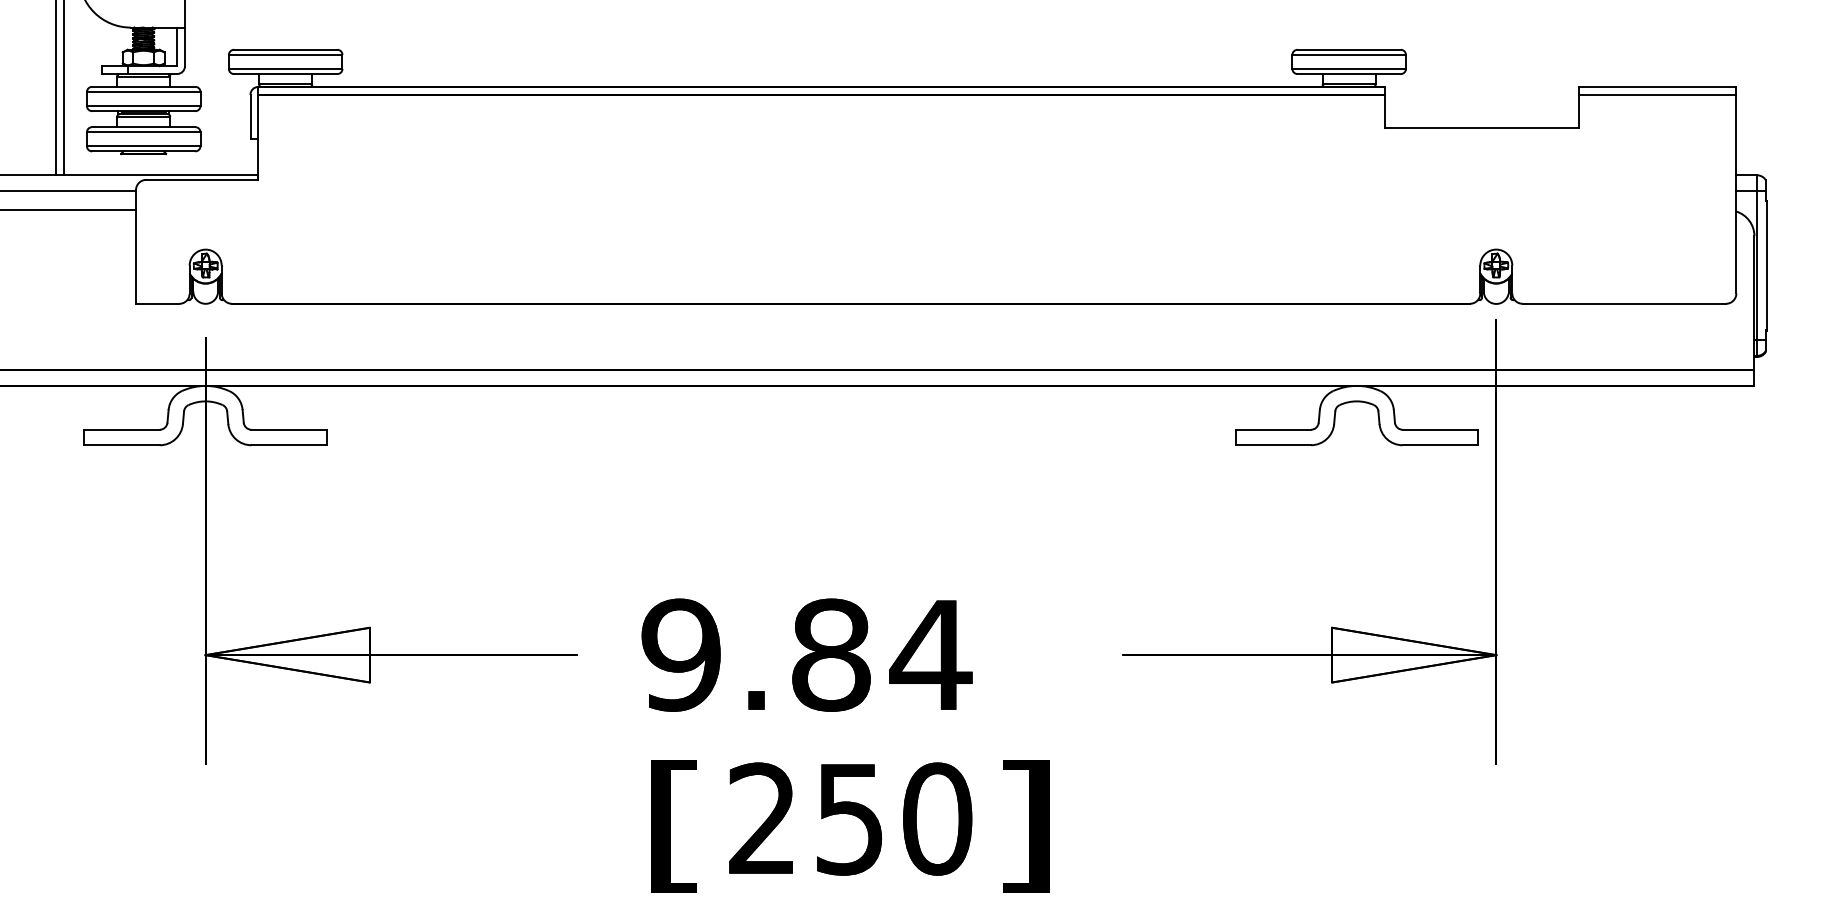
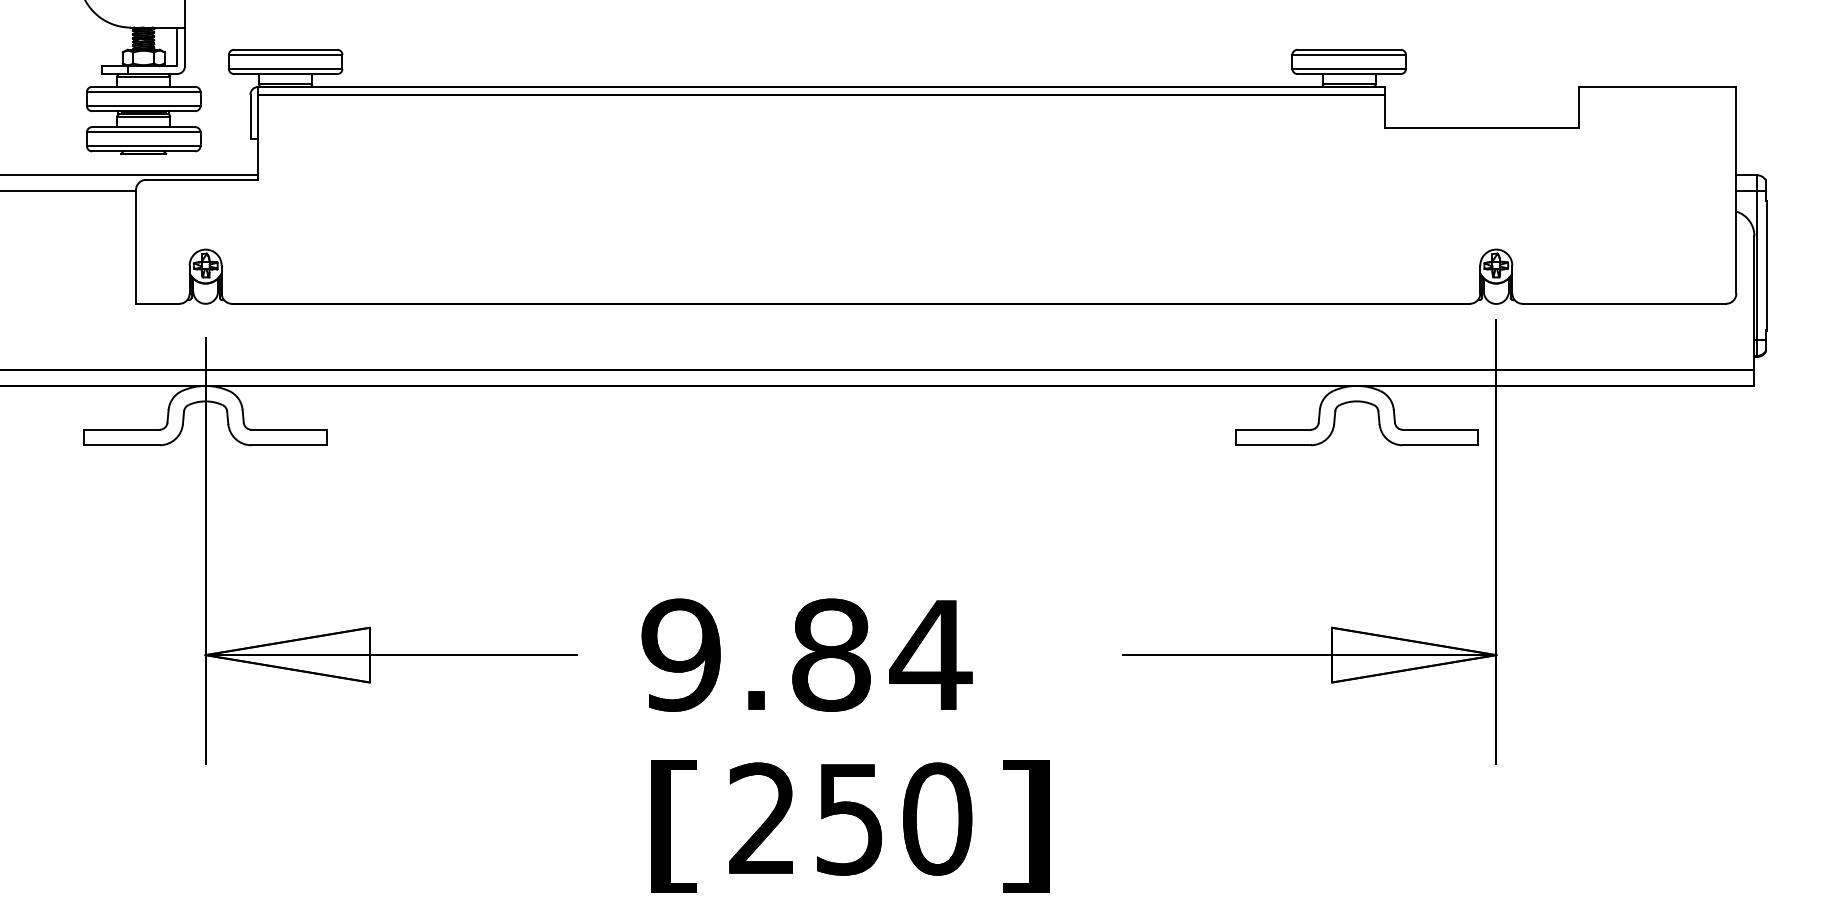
line: present -> none (55, 88)
line: present -> none (63, 88)
line: present -> none (1657, 94)
line: present -> none (69, 210)
